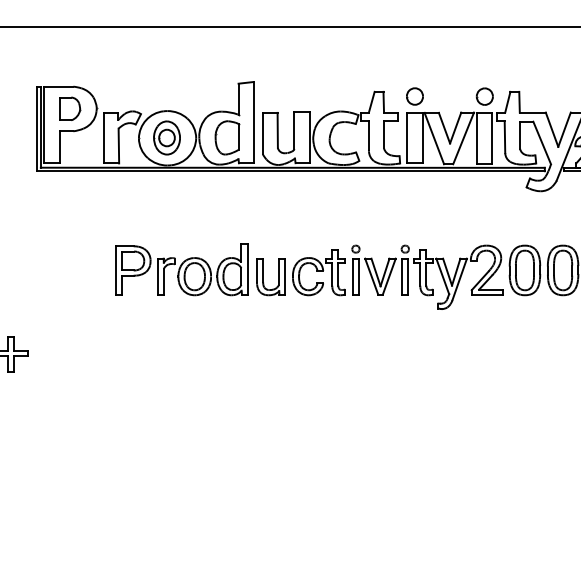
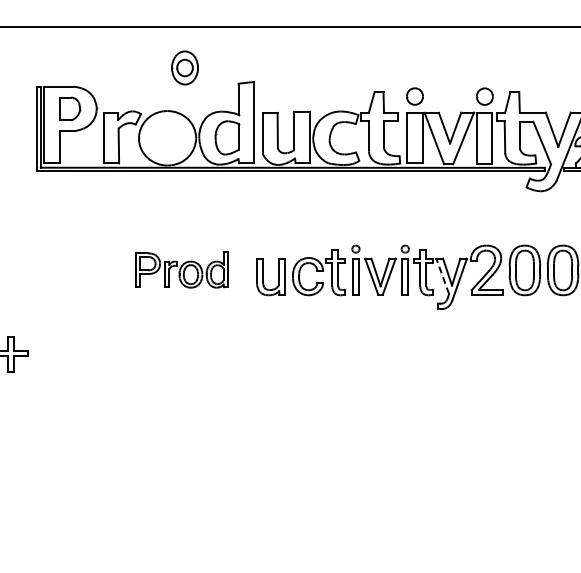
part position: (166, 137) -> (184, 67) (184, 67)
part size: 134x54 px -> 94x38 px (181, 269)
line: solid -> dashed (442, 276)
